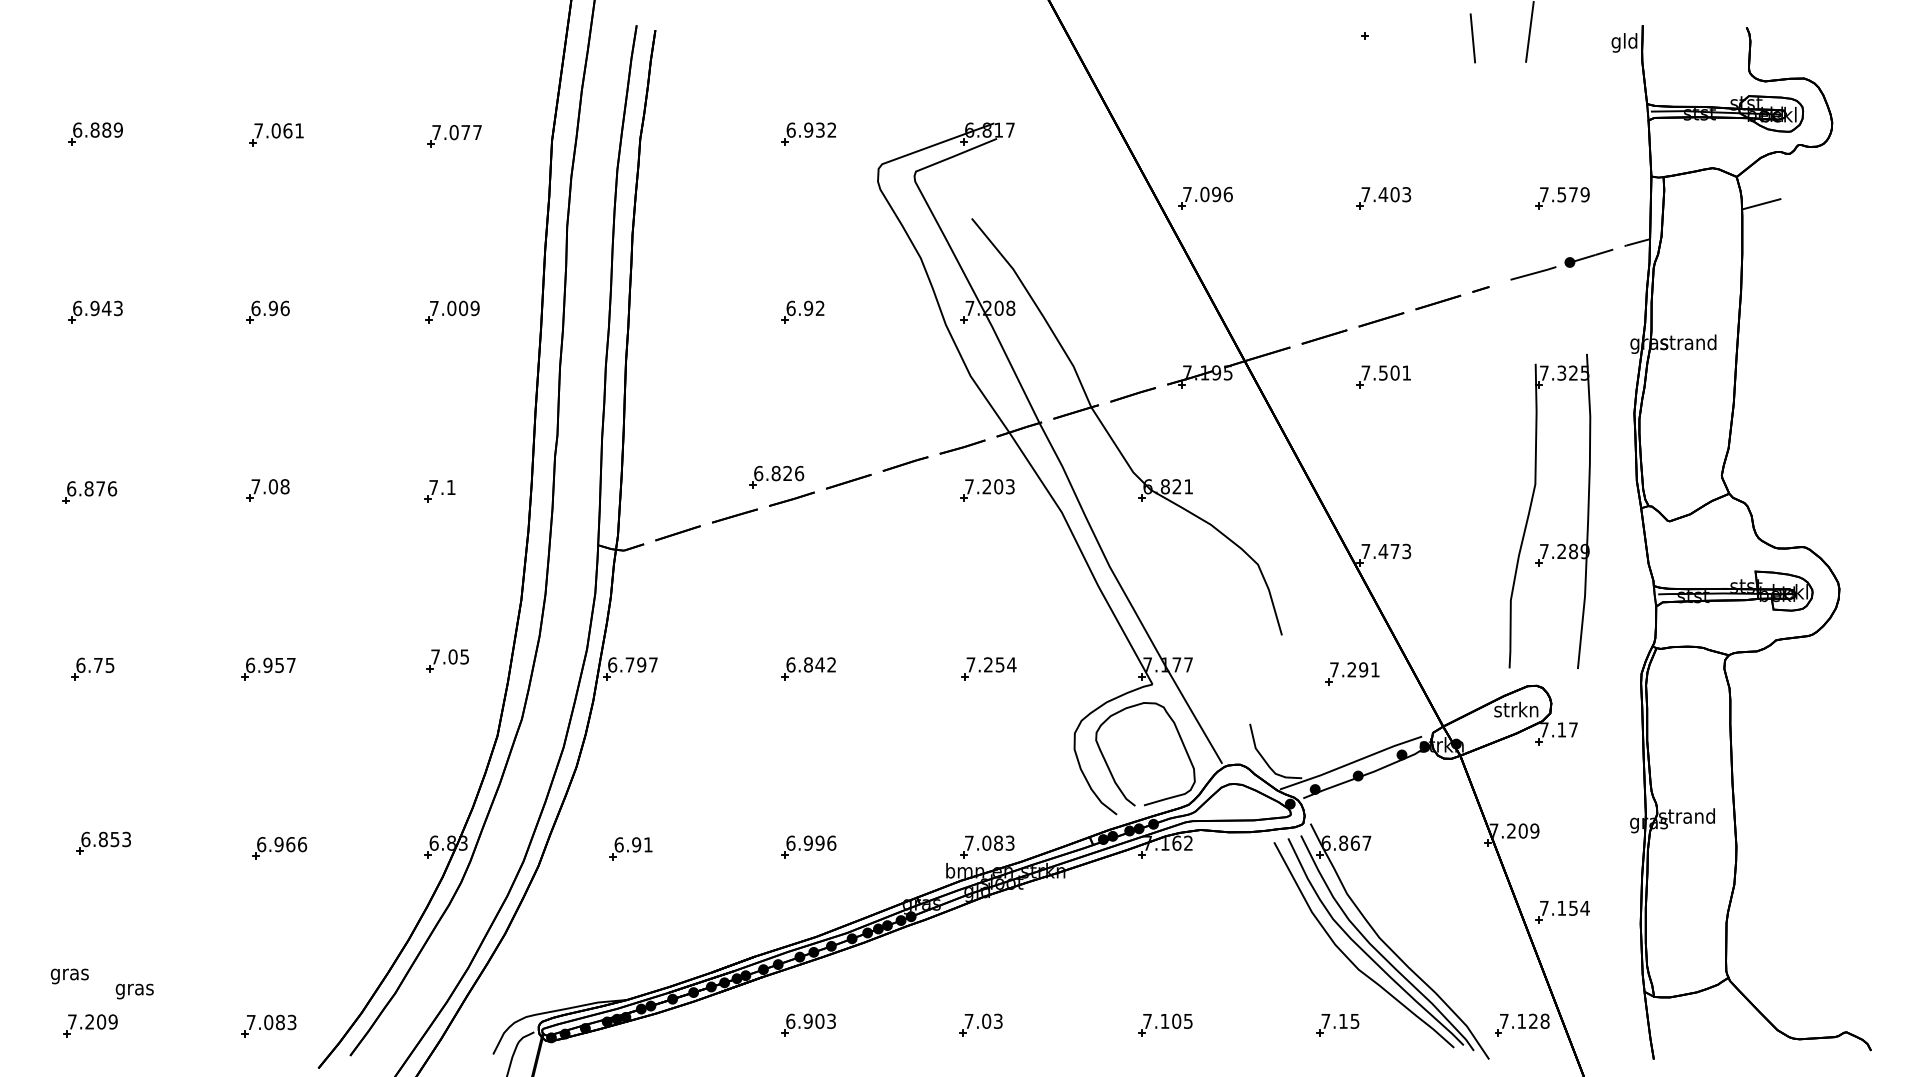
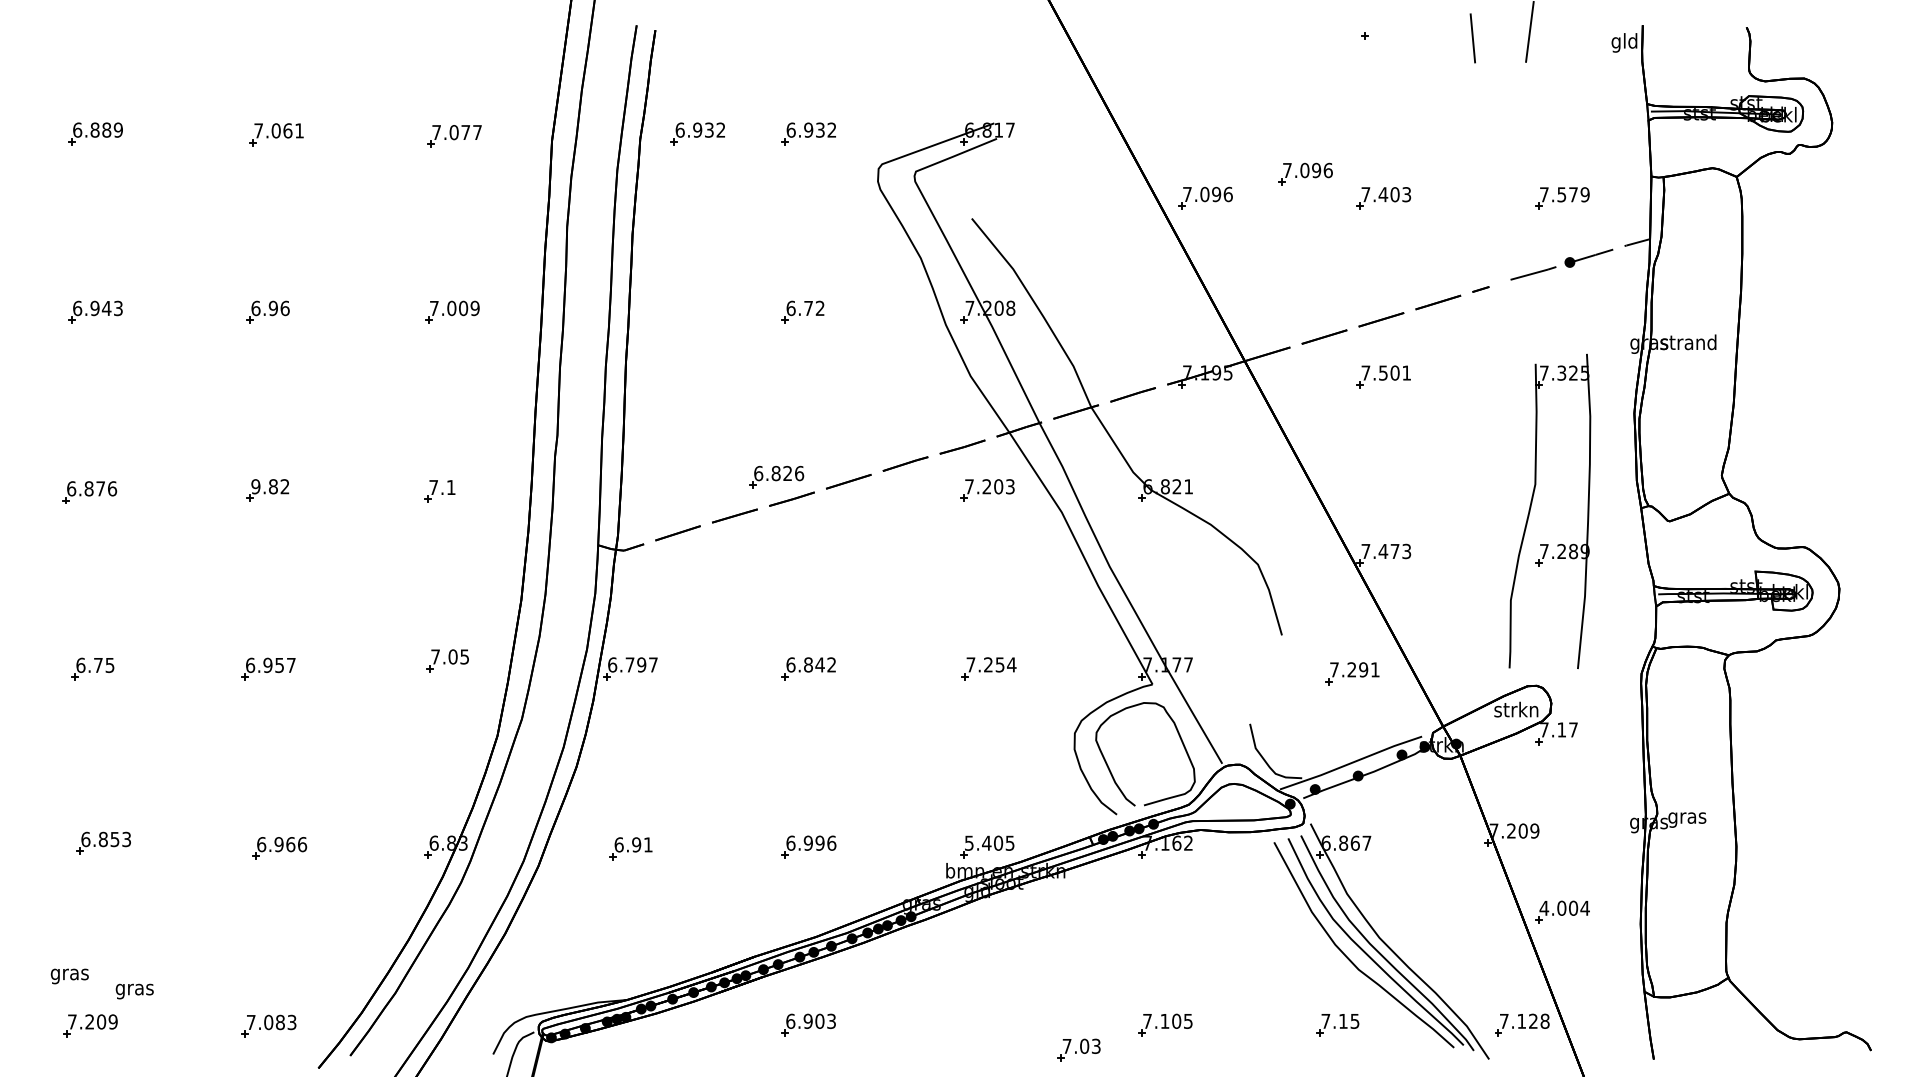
part: none -> present (697, 133)
part: none -> present (1305, 173)
line: present -> none (1761, 203)
text: 6.92 -> 6.72 (808, 308)
text: 7.08 -> 9.82 (270, 486)
text: strand -> gras (1686, 817)
text: 7.083 -> 5.405 (989, 842)
text: 7.154 -> 4.004 (1558, 907)
part position: (980, 1024) -> (1078, 1049) (1078, 1049)
